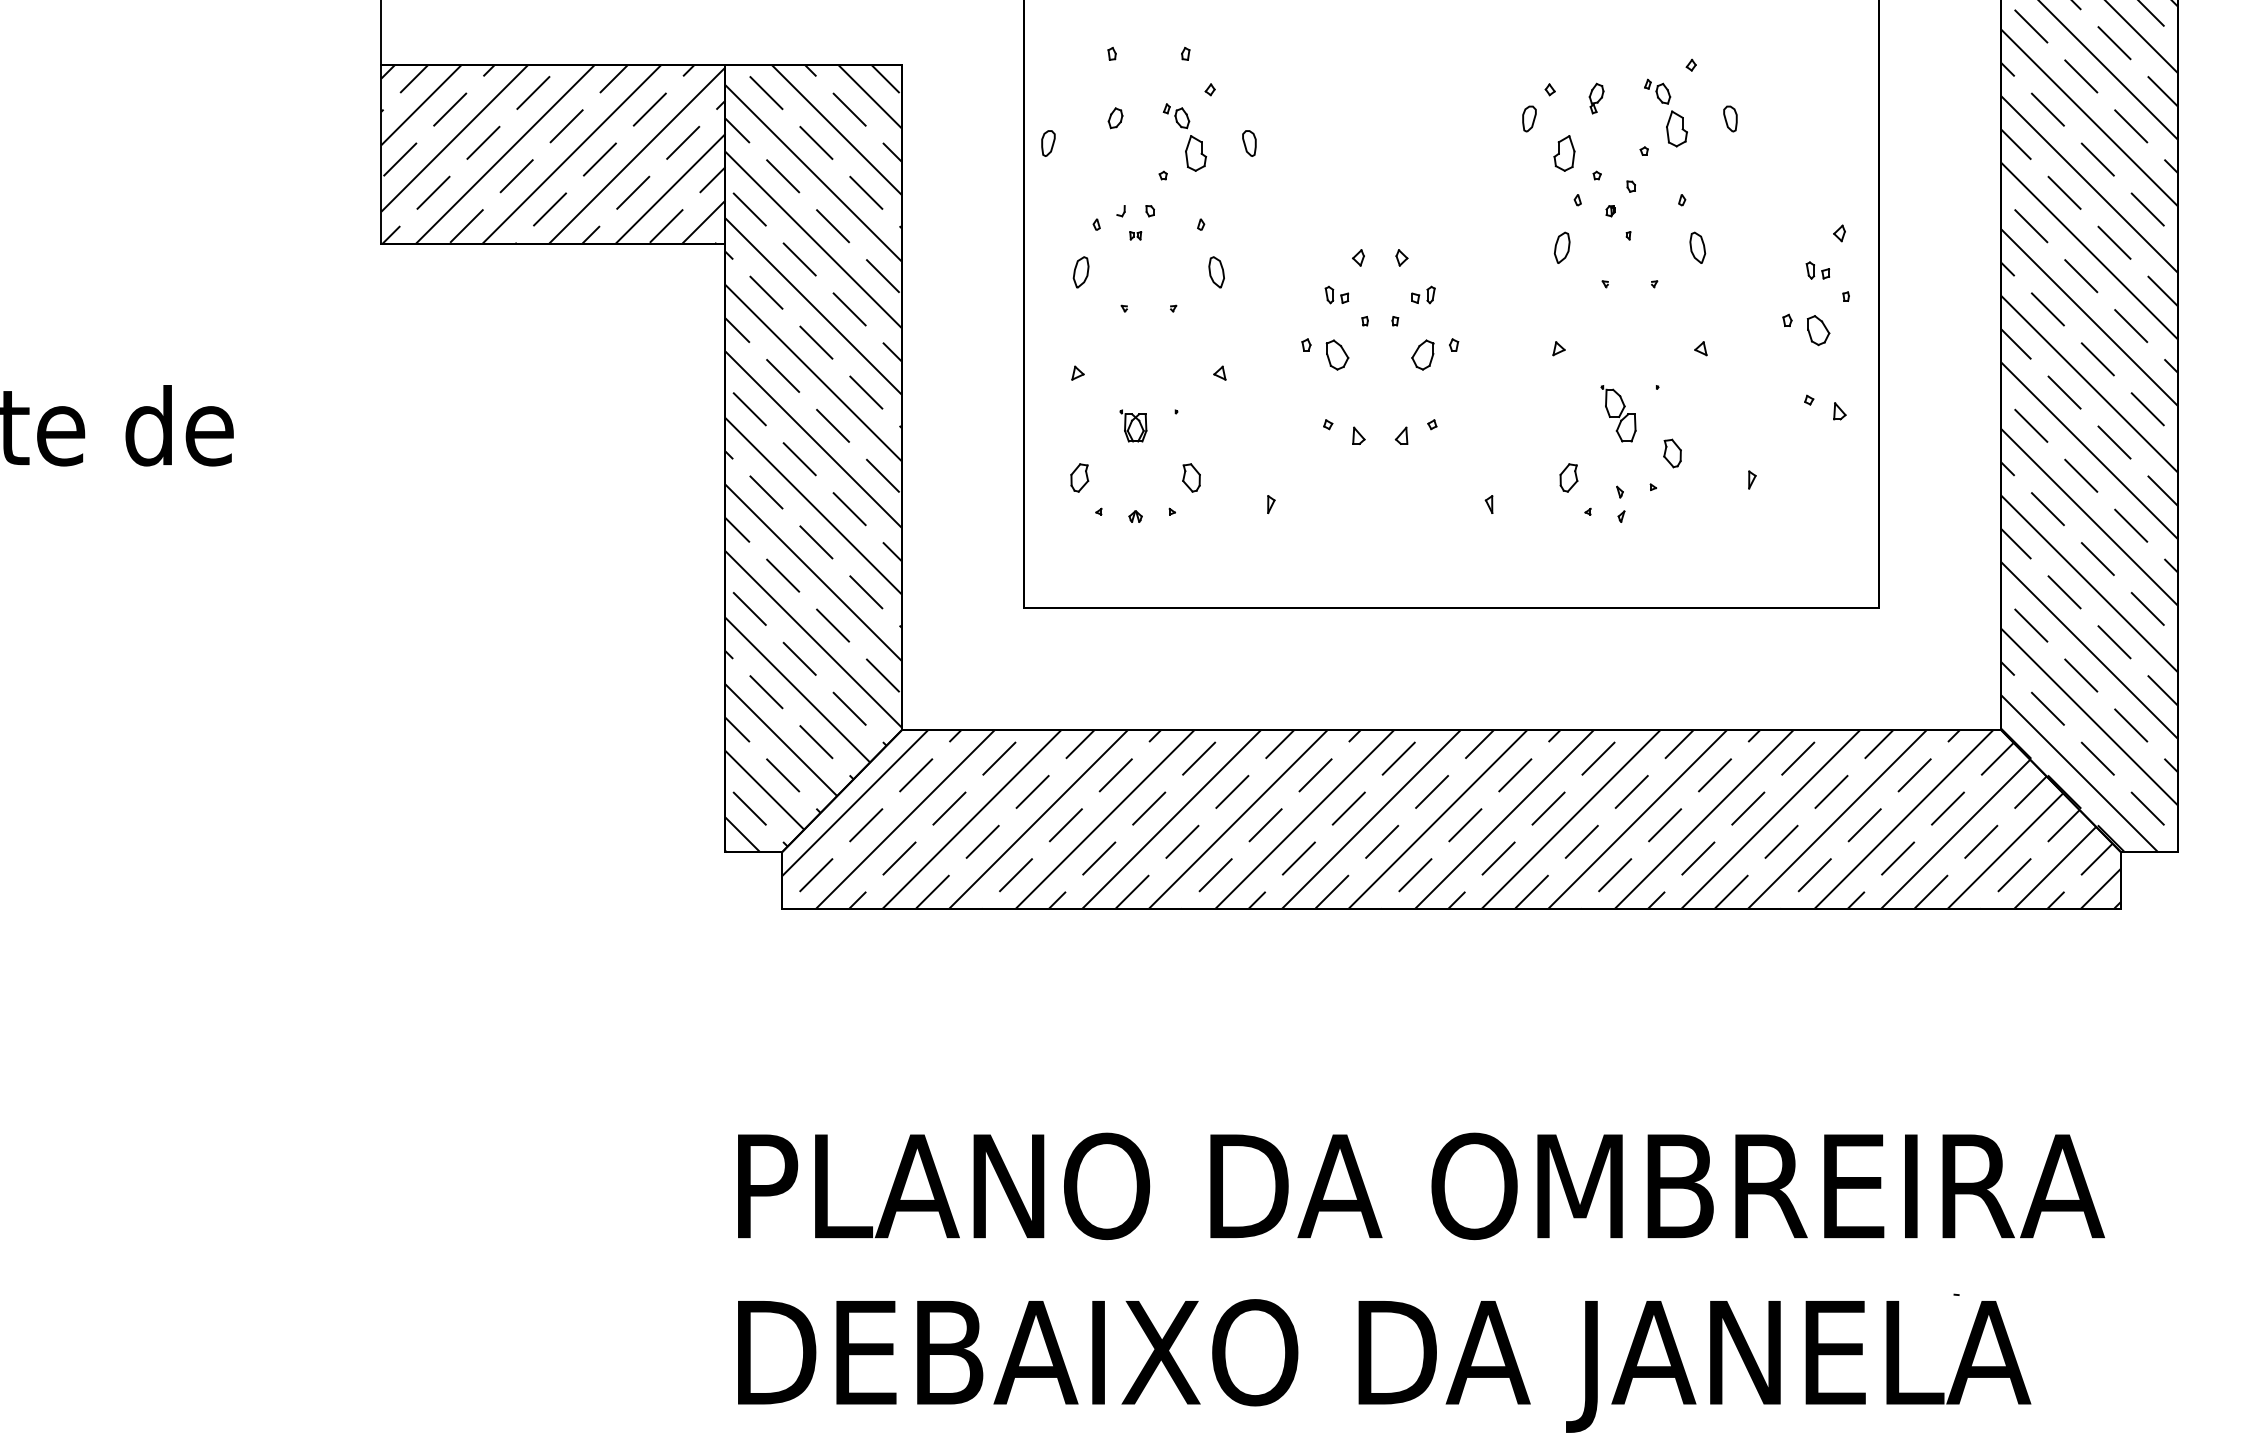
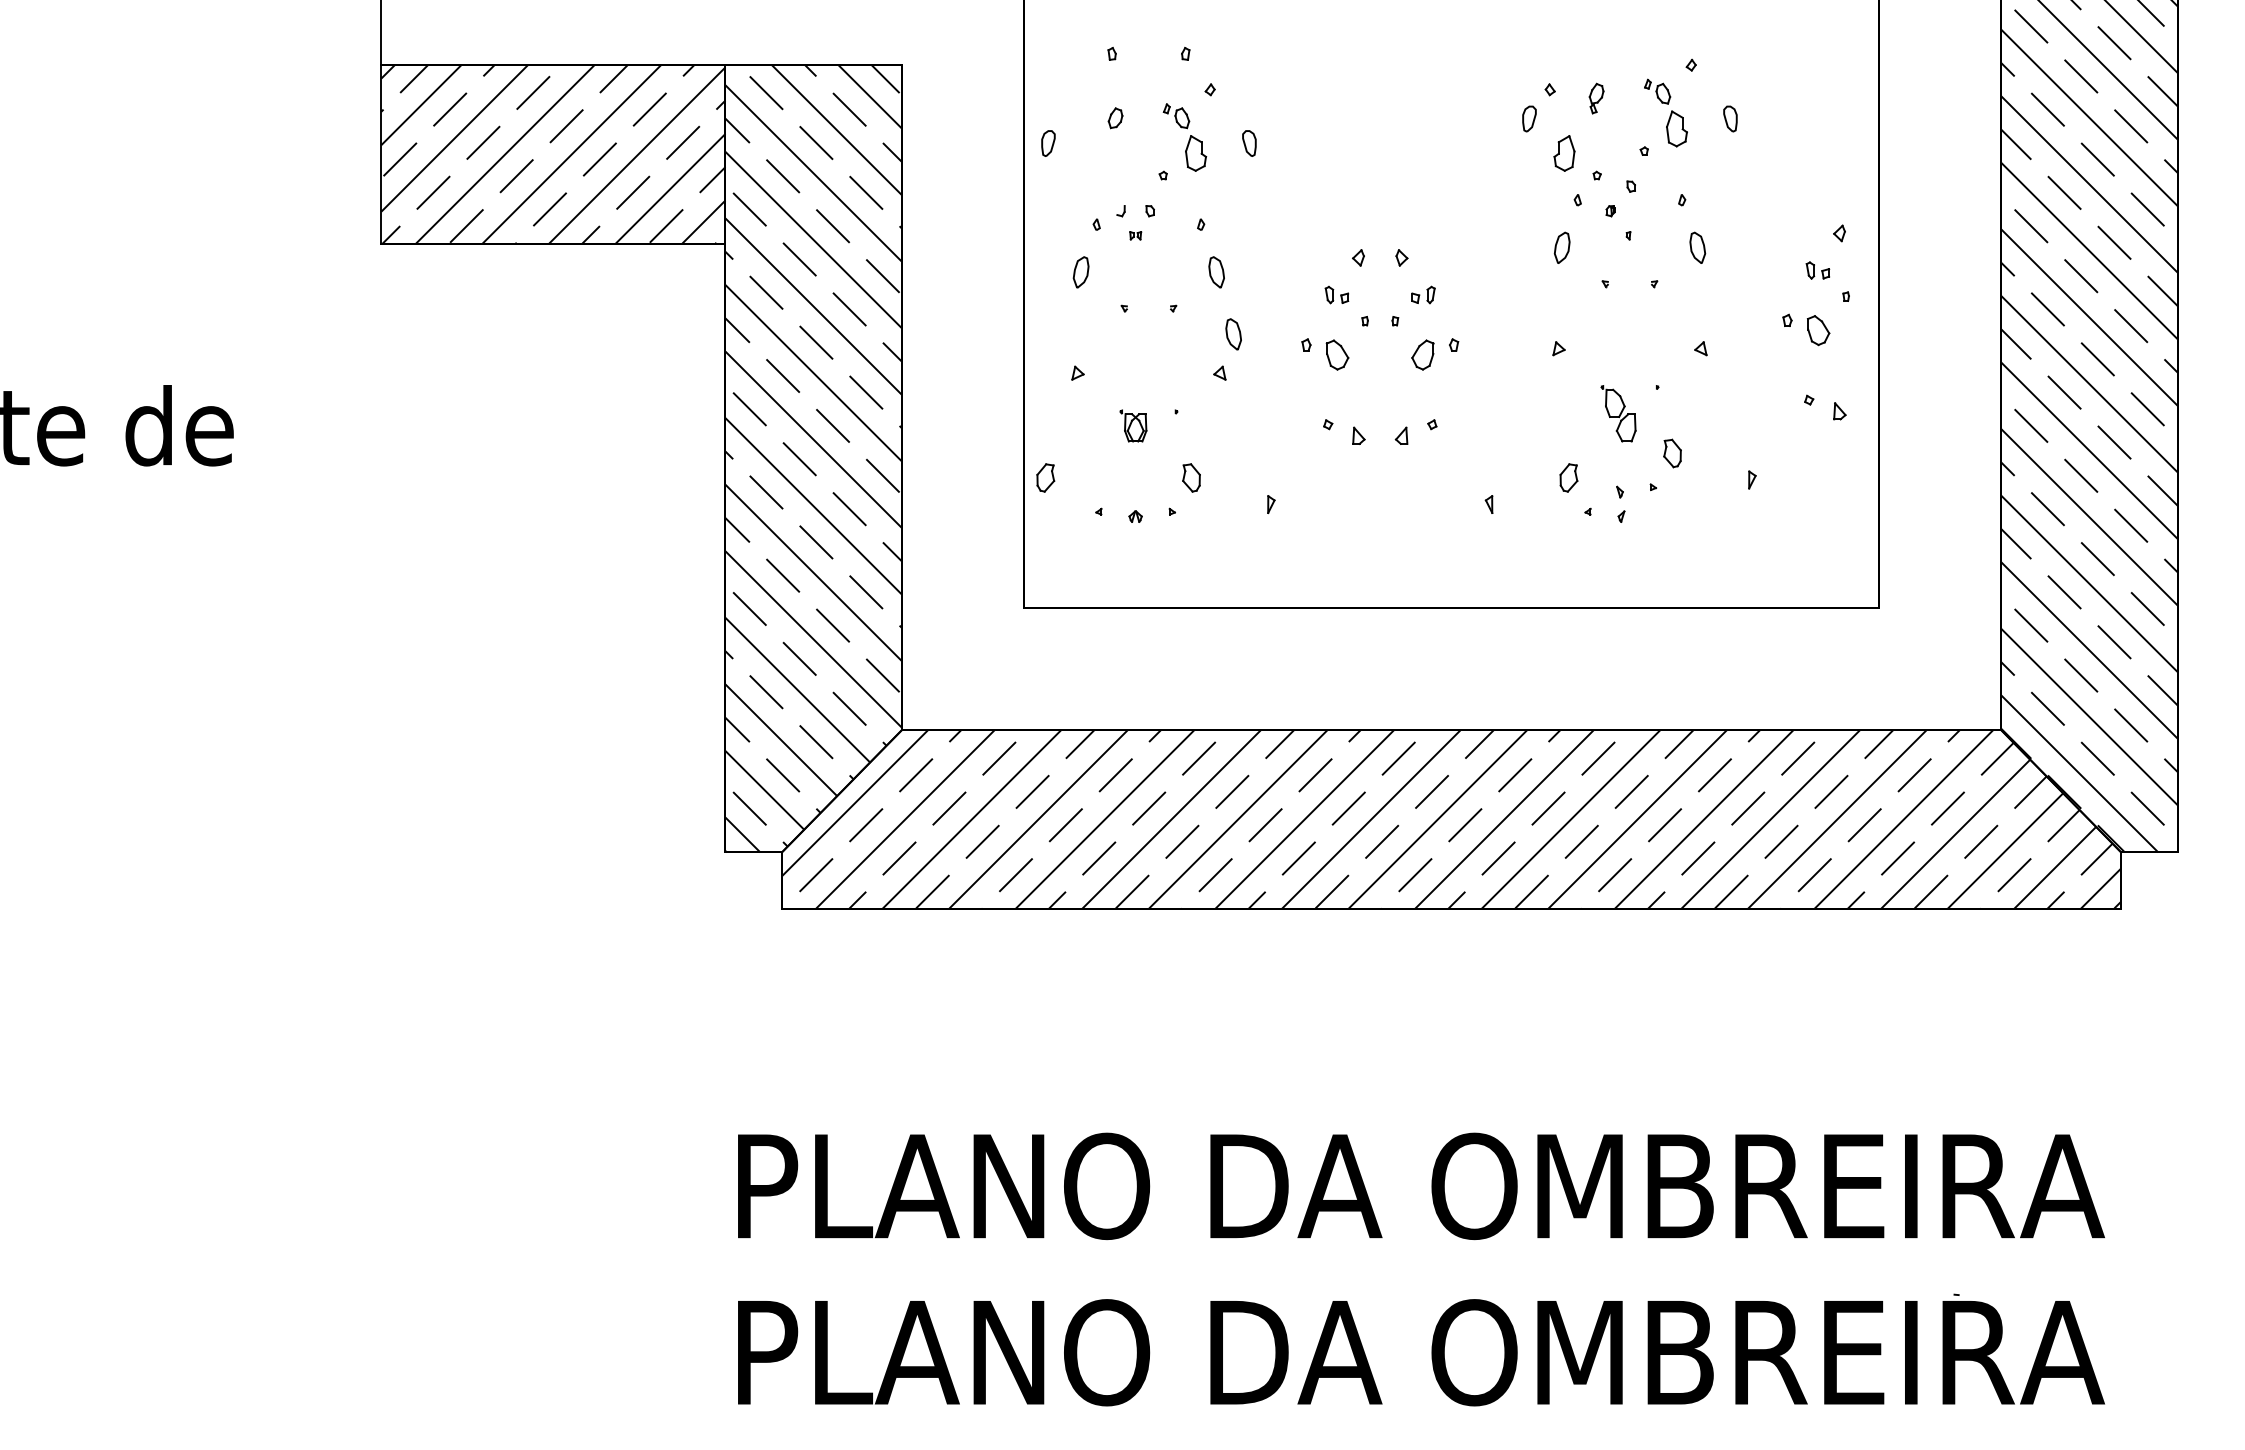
part: none -> present (1233, 334)
part position: (1079, 477) -> (1045, 477) (1045, 477)
text: DEBAIXO DA JANELA -> PLANO DA OMBREIRA (1427, 1365)
